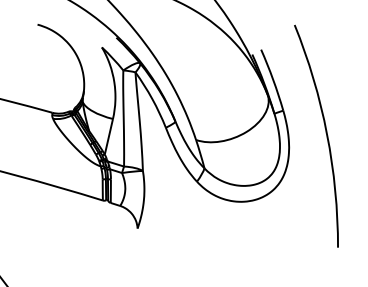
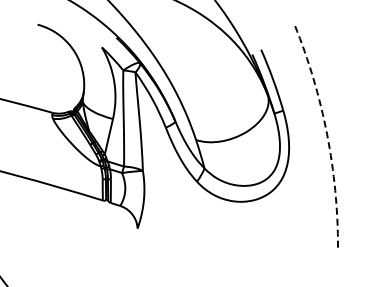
arc: solid -> dashed (327, 134)
